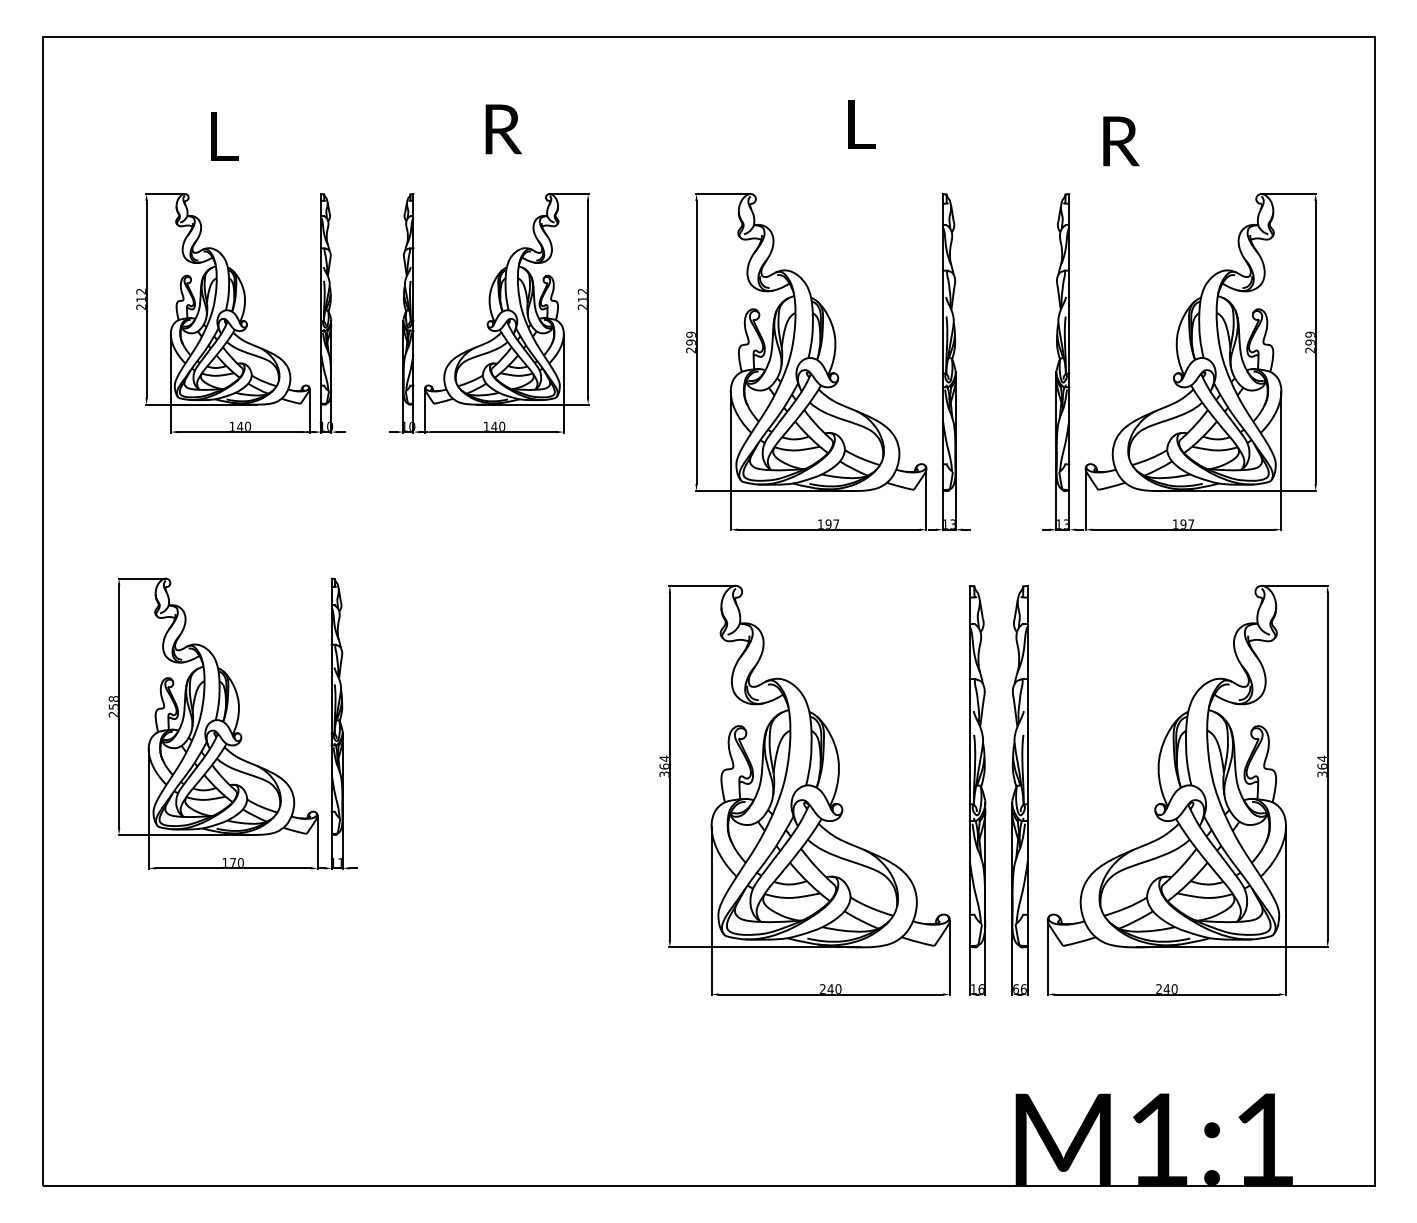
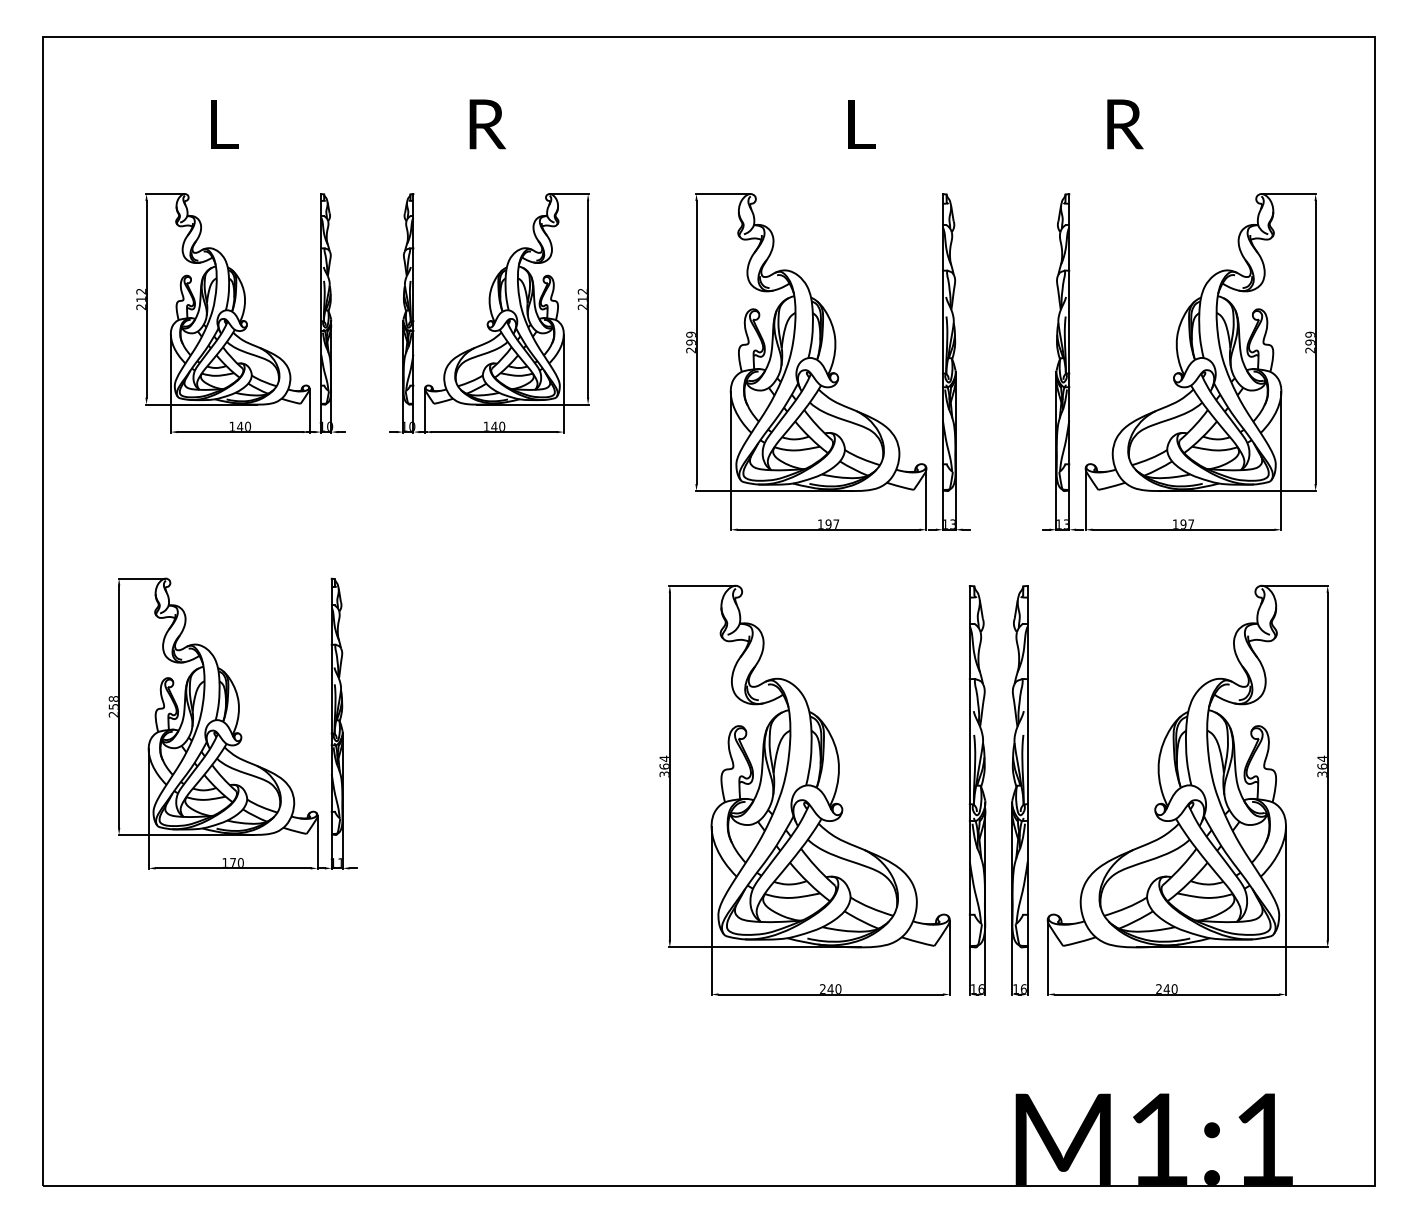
text position: (503, 129) -> (487, 124) (487, 124)
text position: (224, 136) -> (224, 124) (224, 124)
text position: (1121, 141) -> (1125, 124) (1125, 124)
text: 66 -> 16 (1016, 988)
